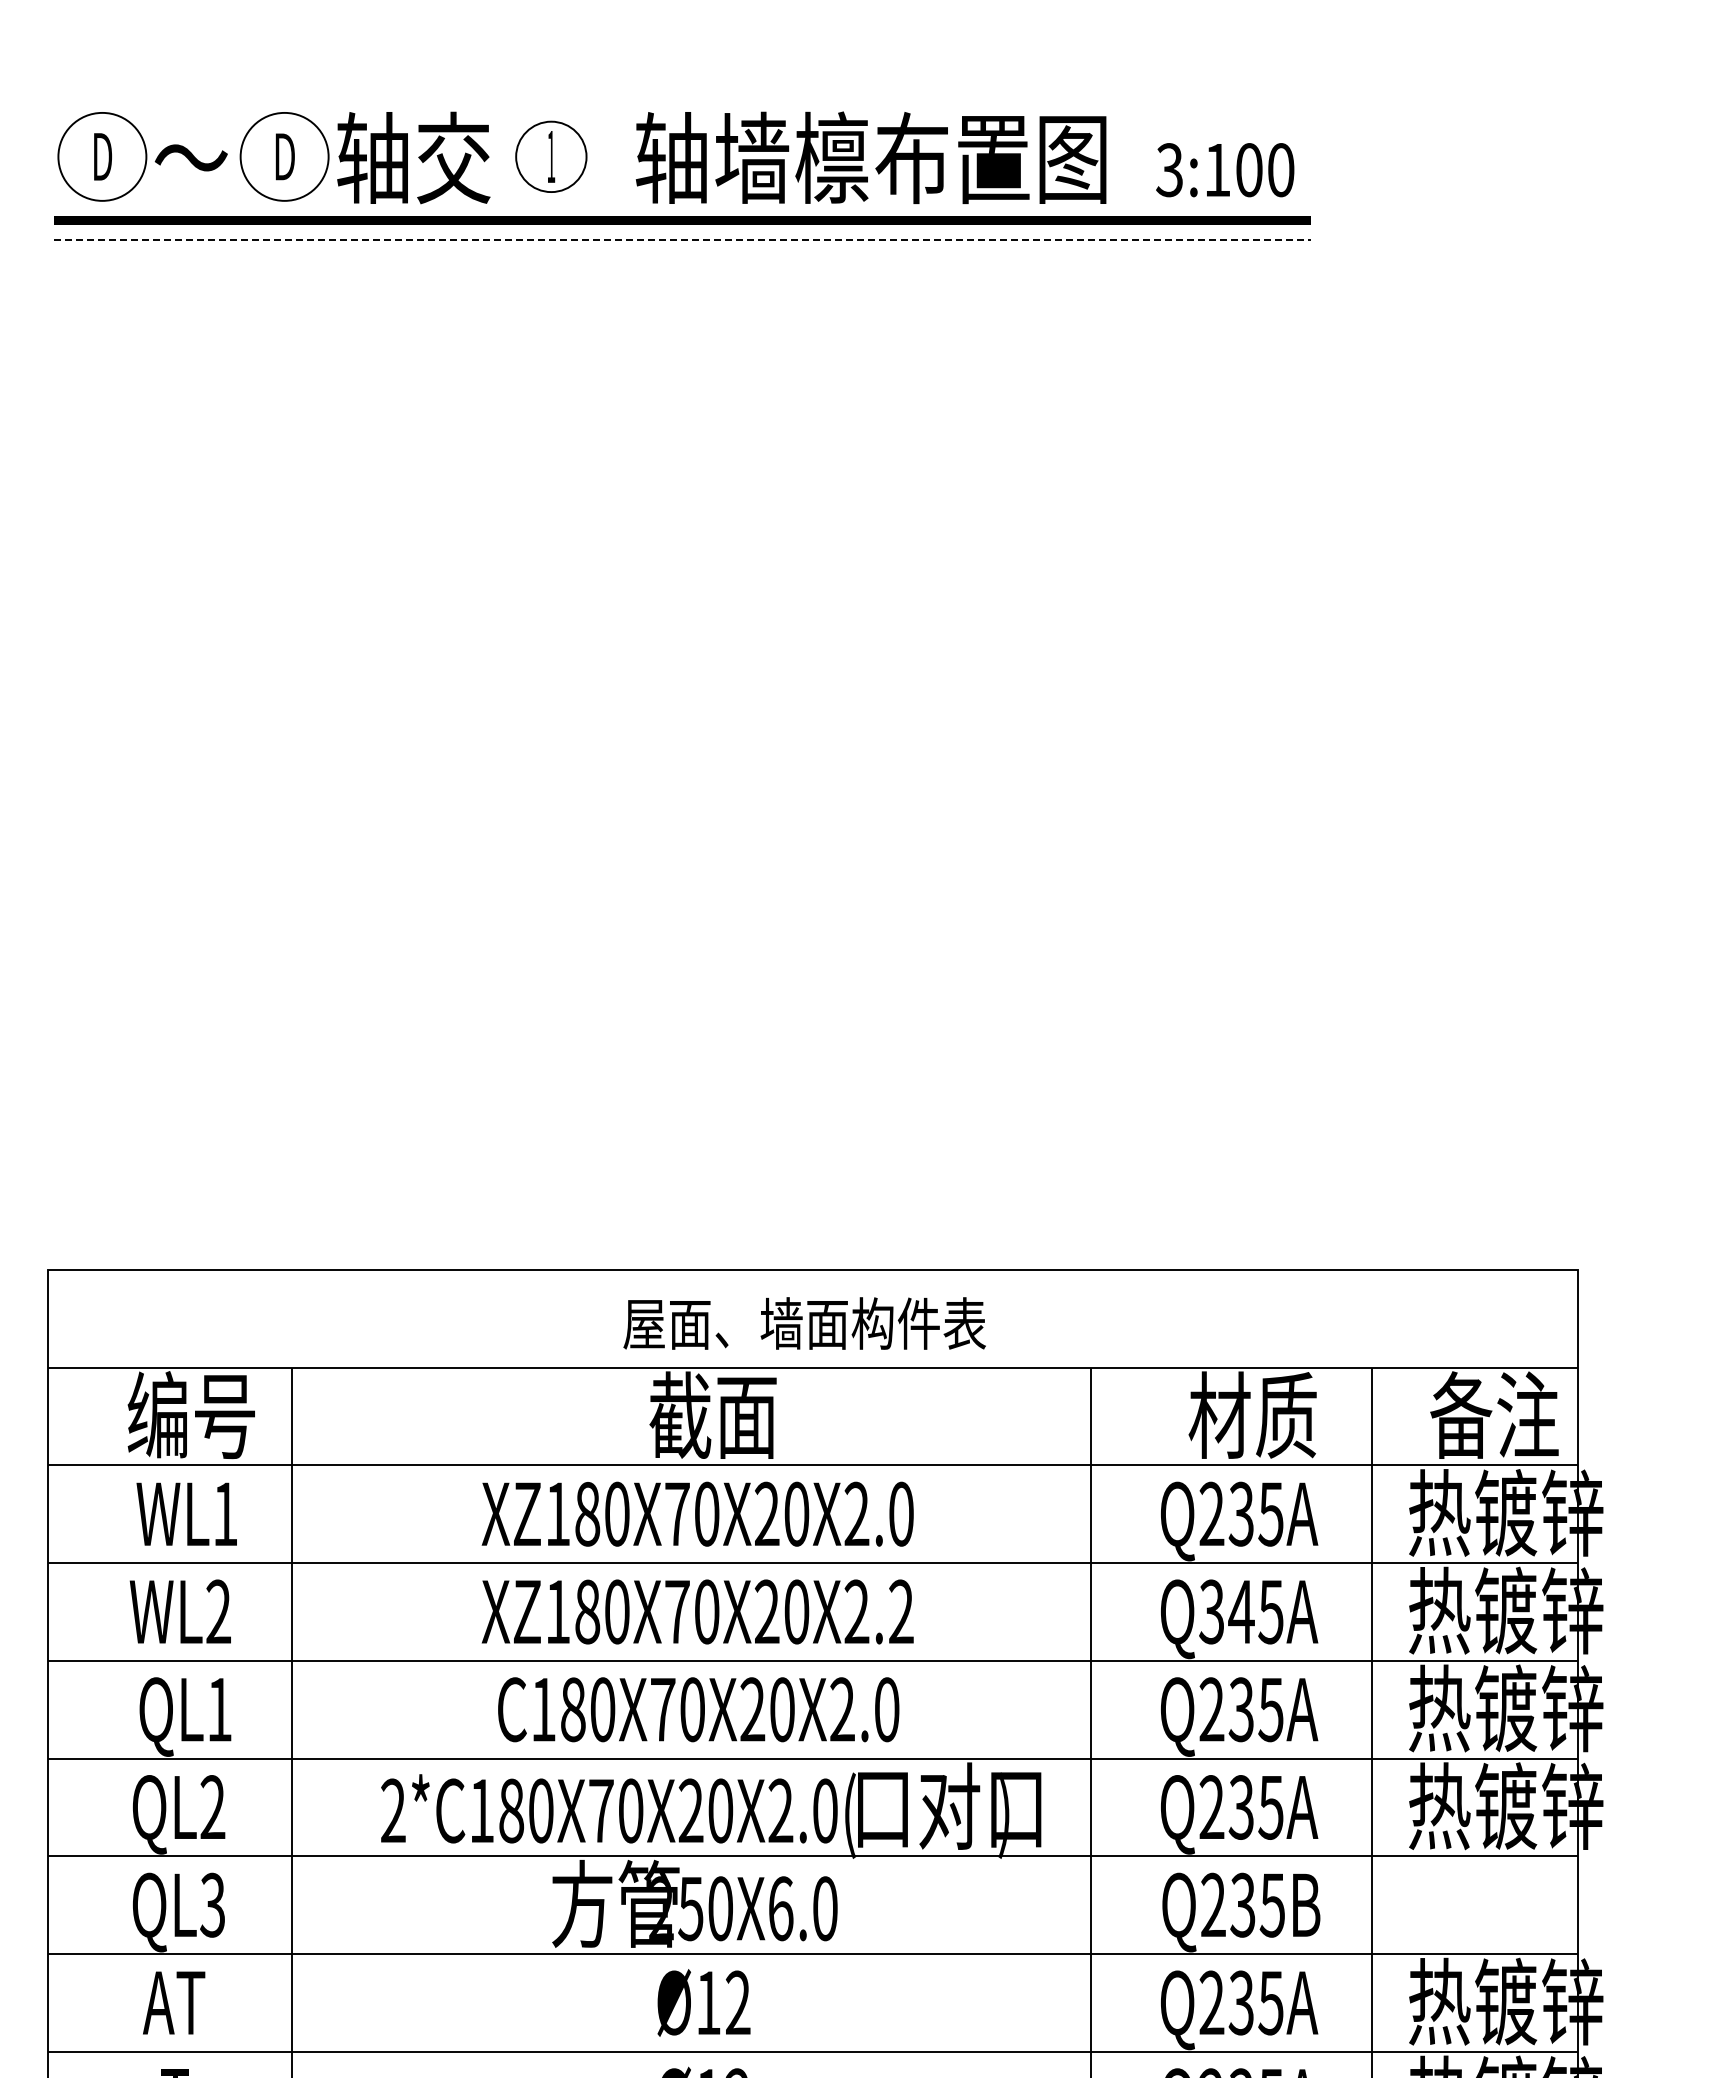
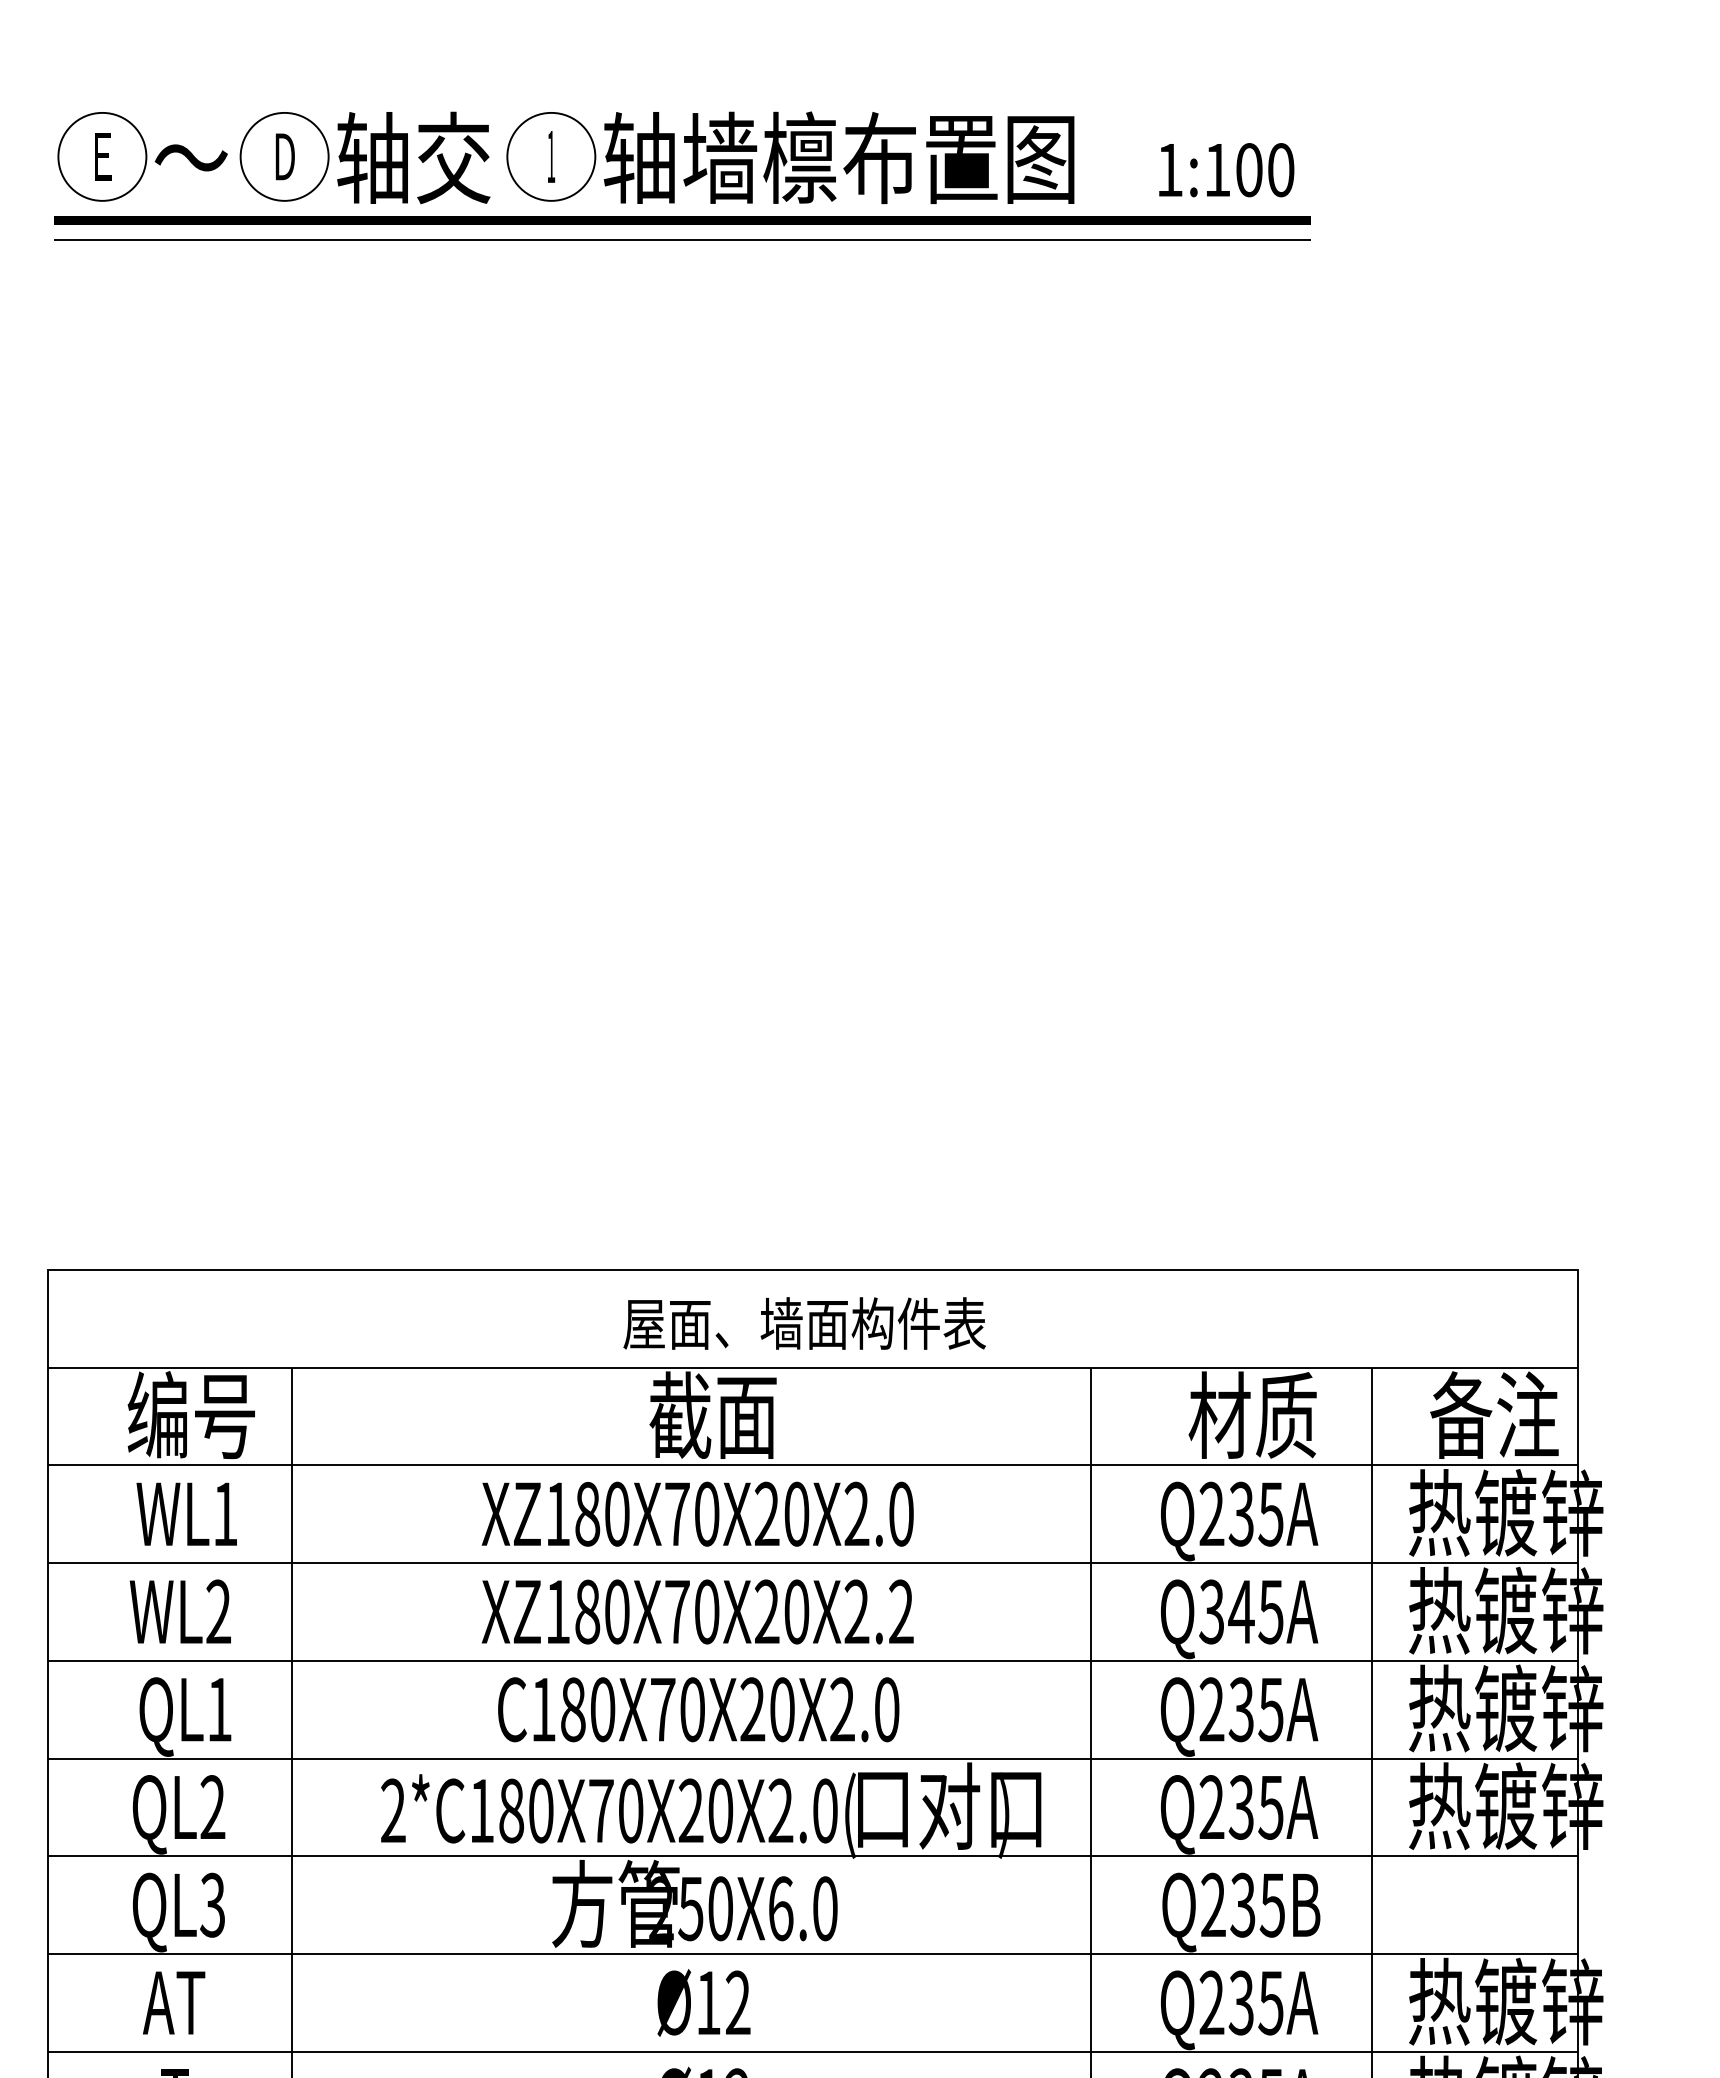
text: D -> E (103, 156)
circle diameter: 70 px -> 88 px (551, 156)
text position: (870, 157) -> (838, 157) (838, 157)
text: 3:100 -> 1:100 (1169, 170)
line: dashed -> solid (682, 239)
